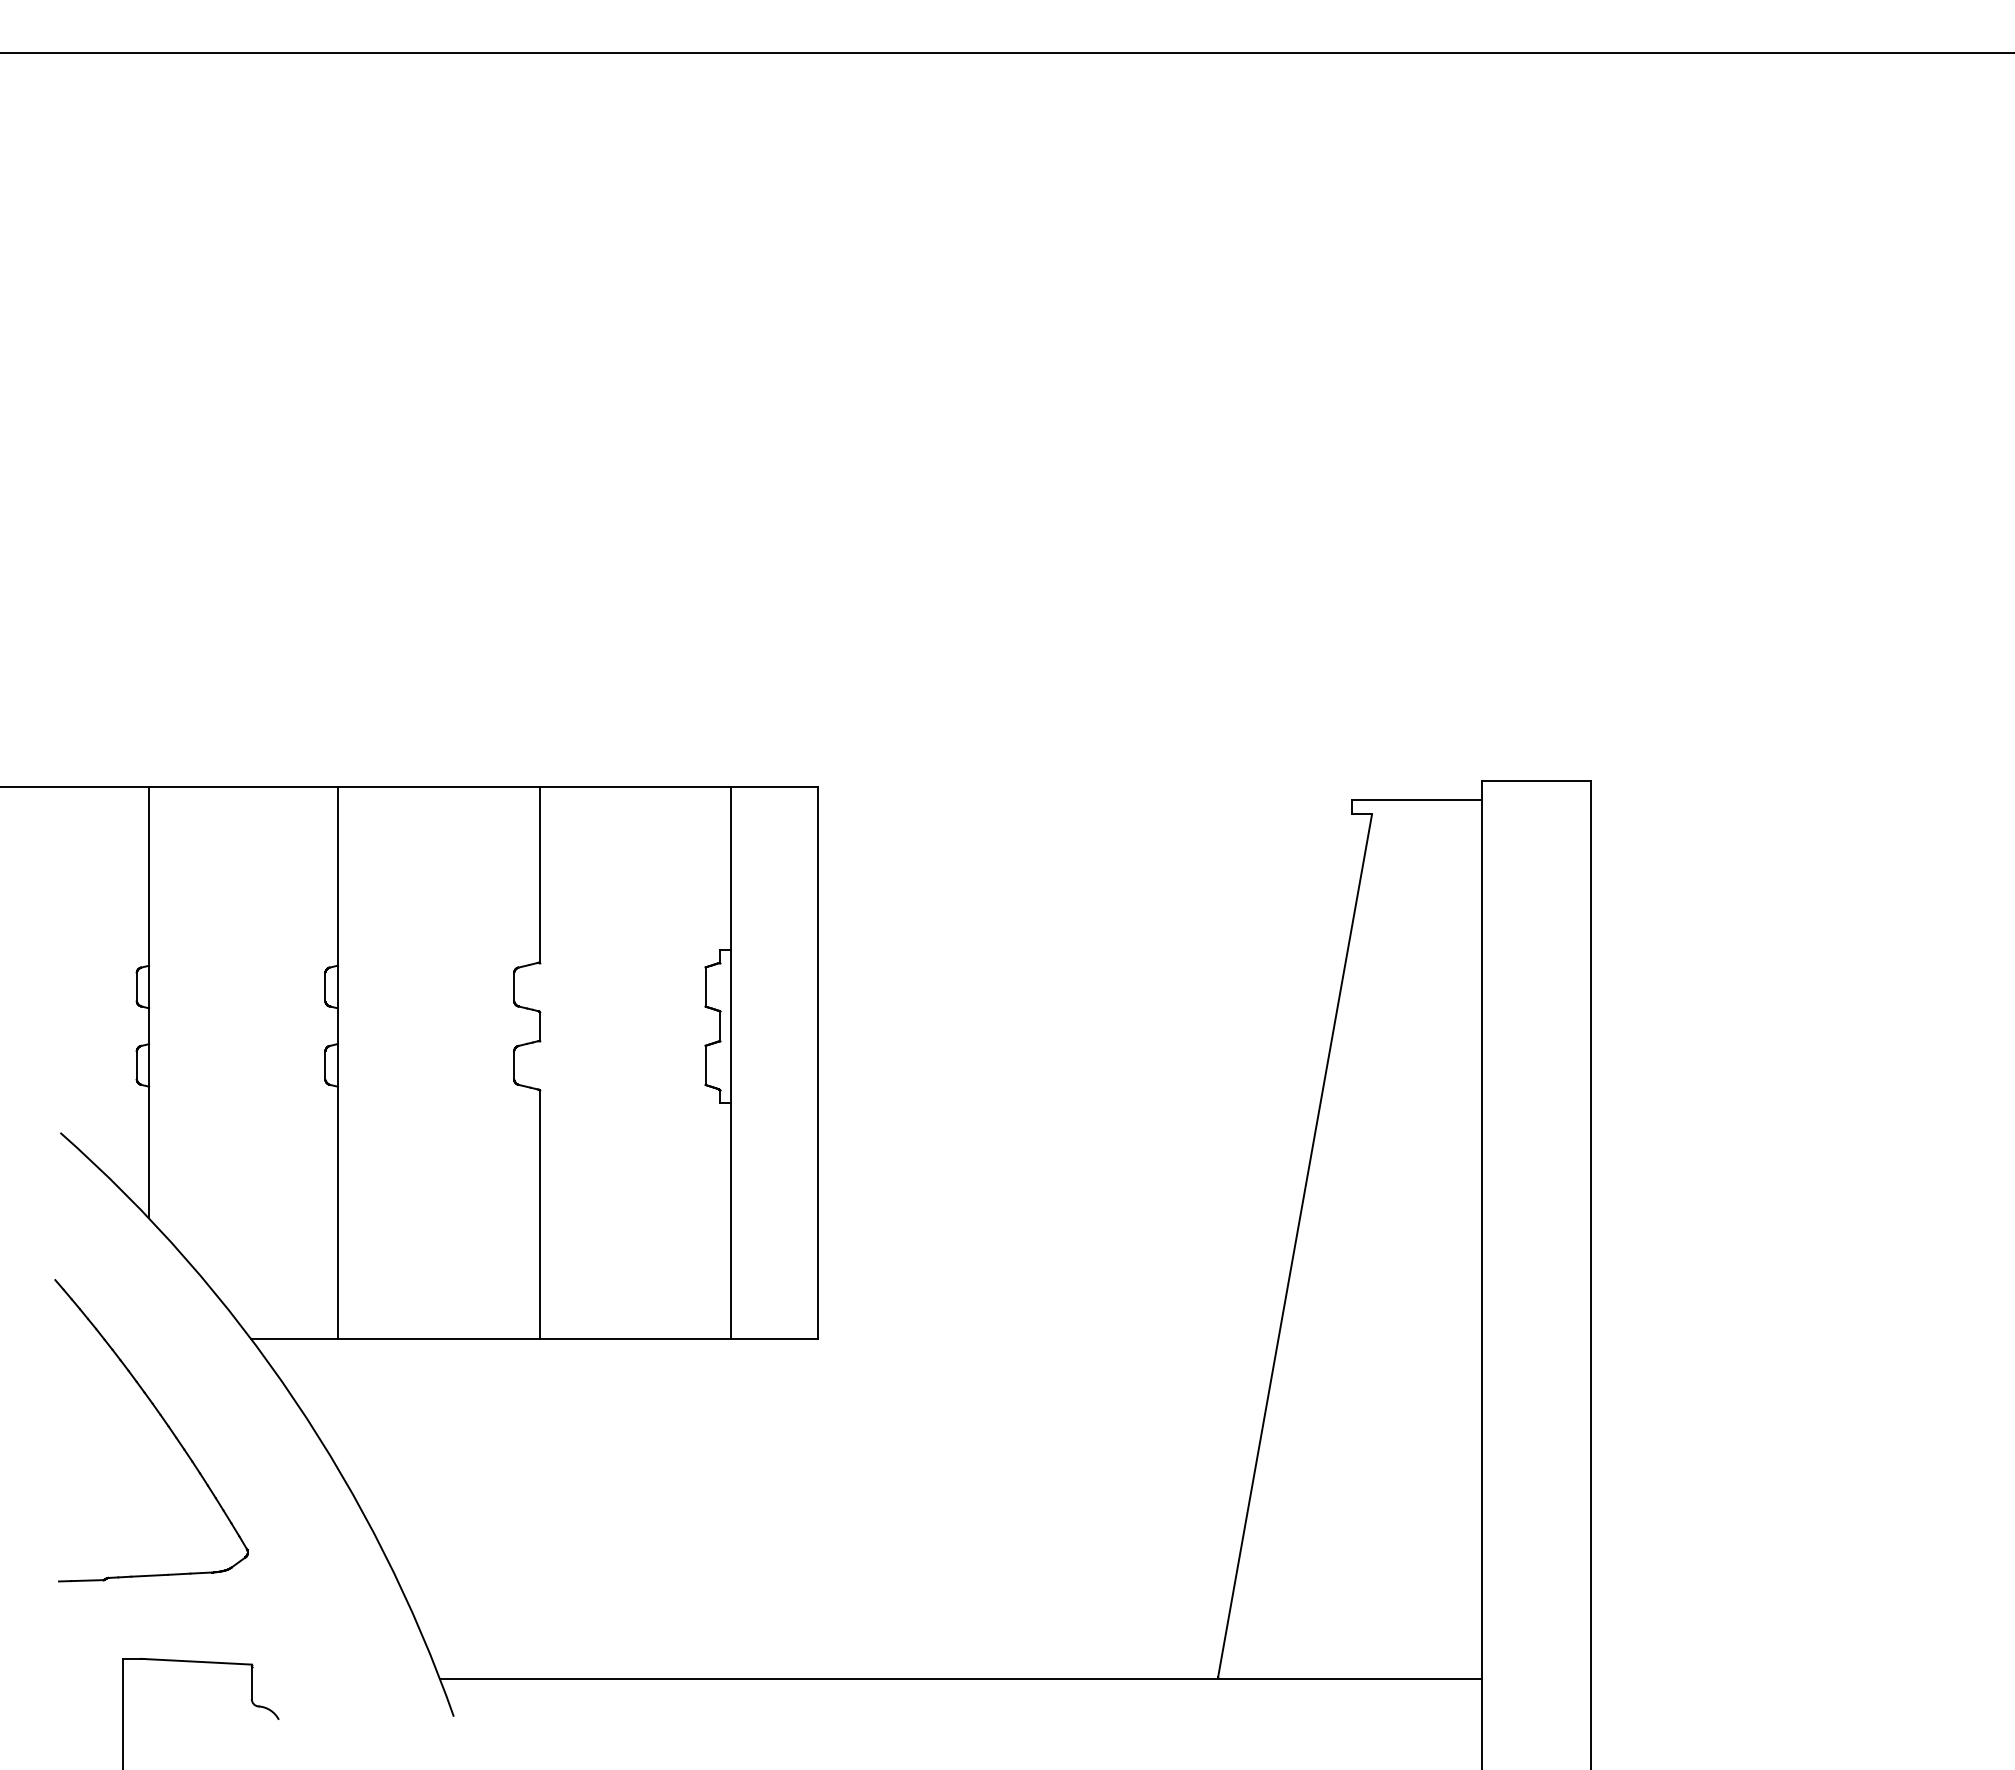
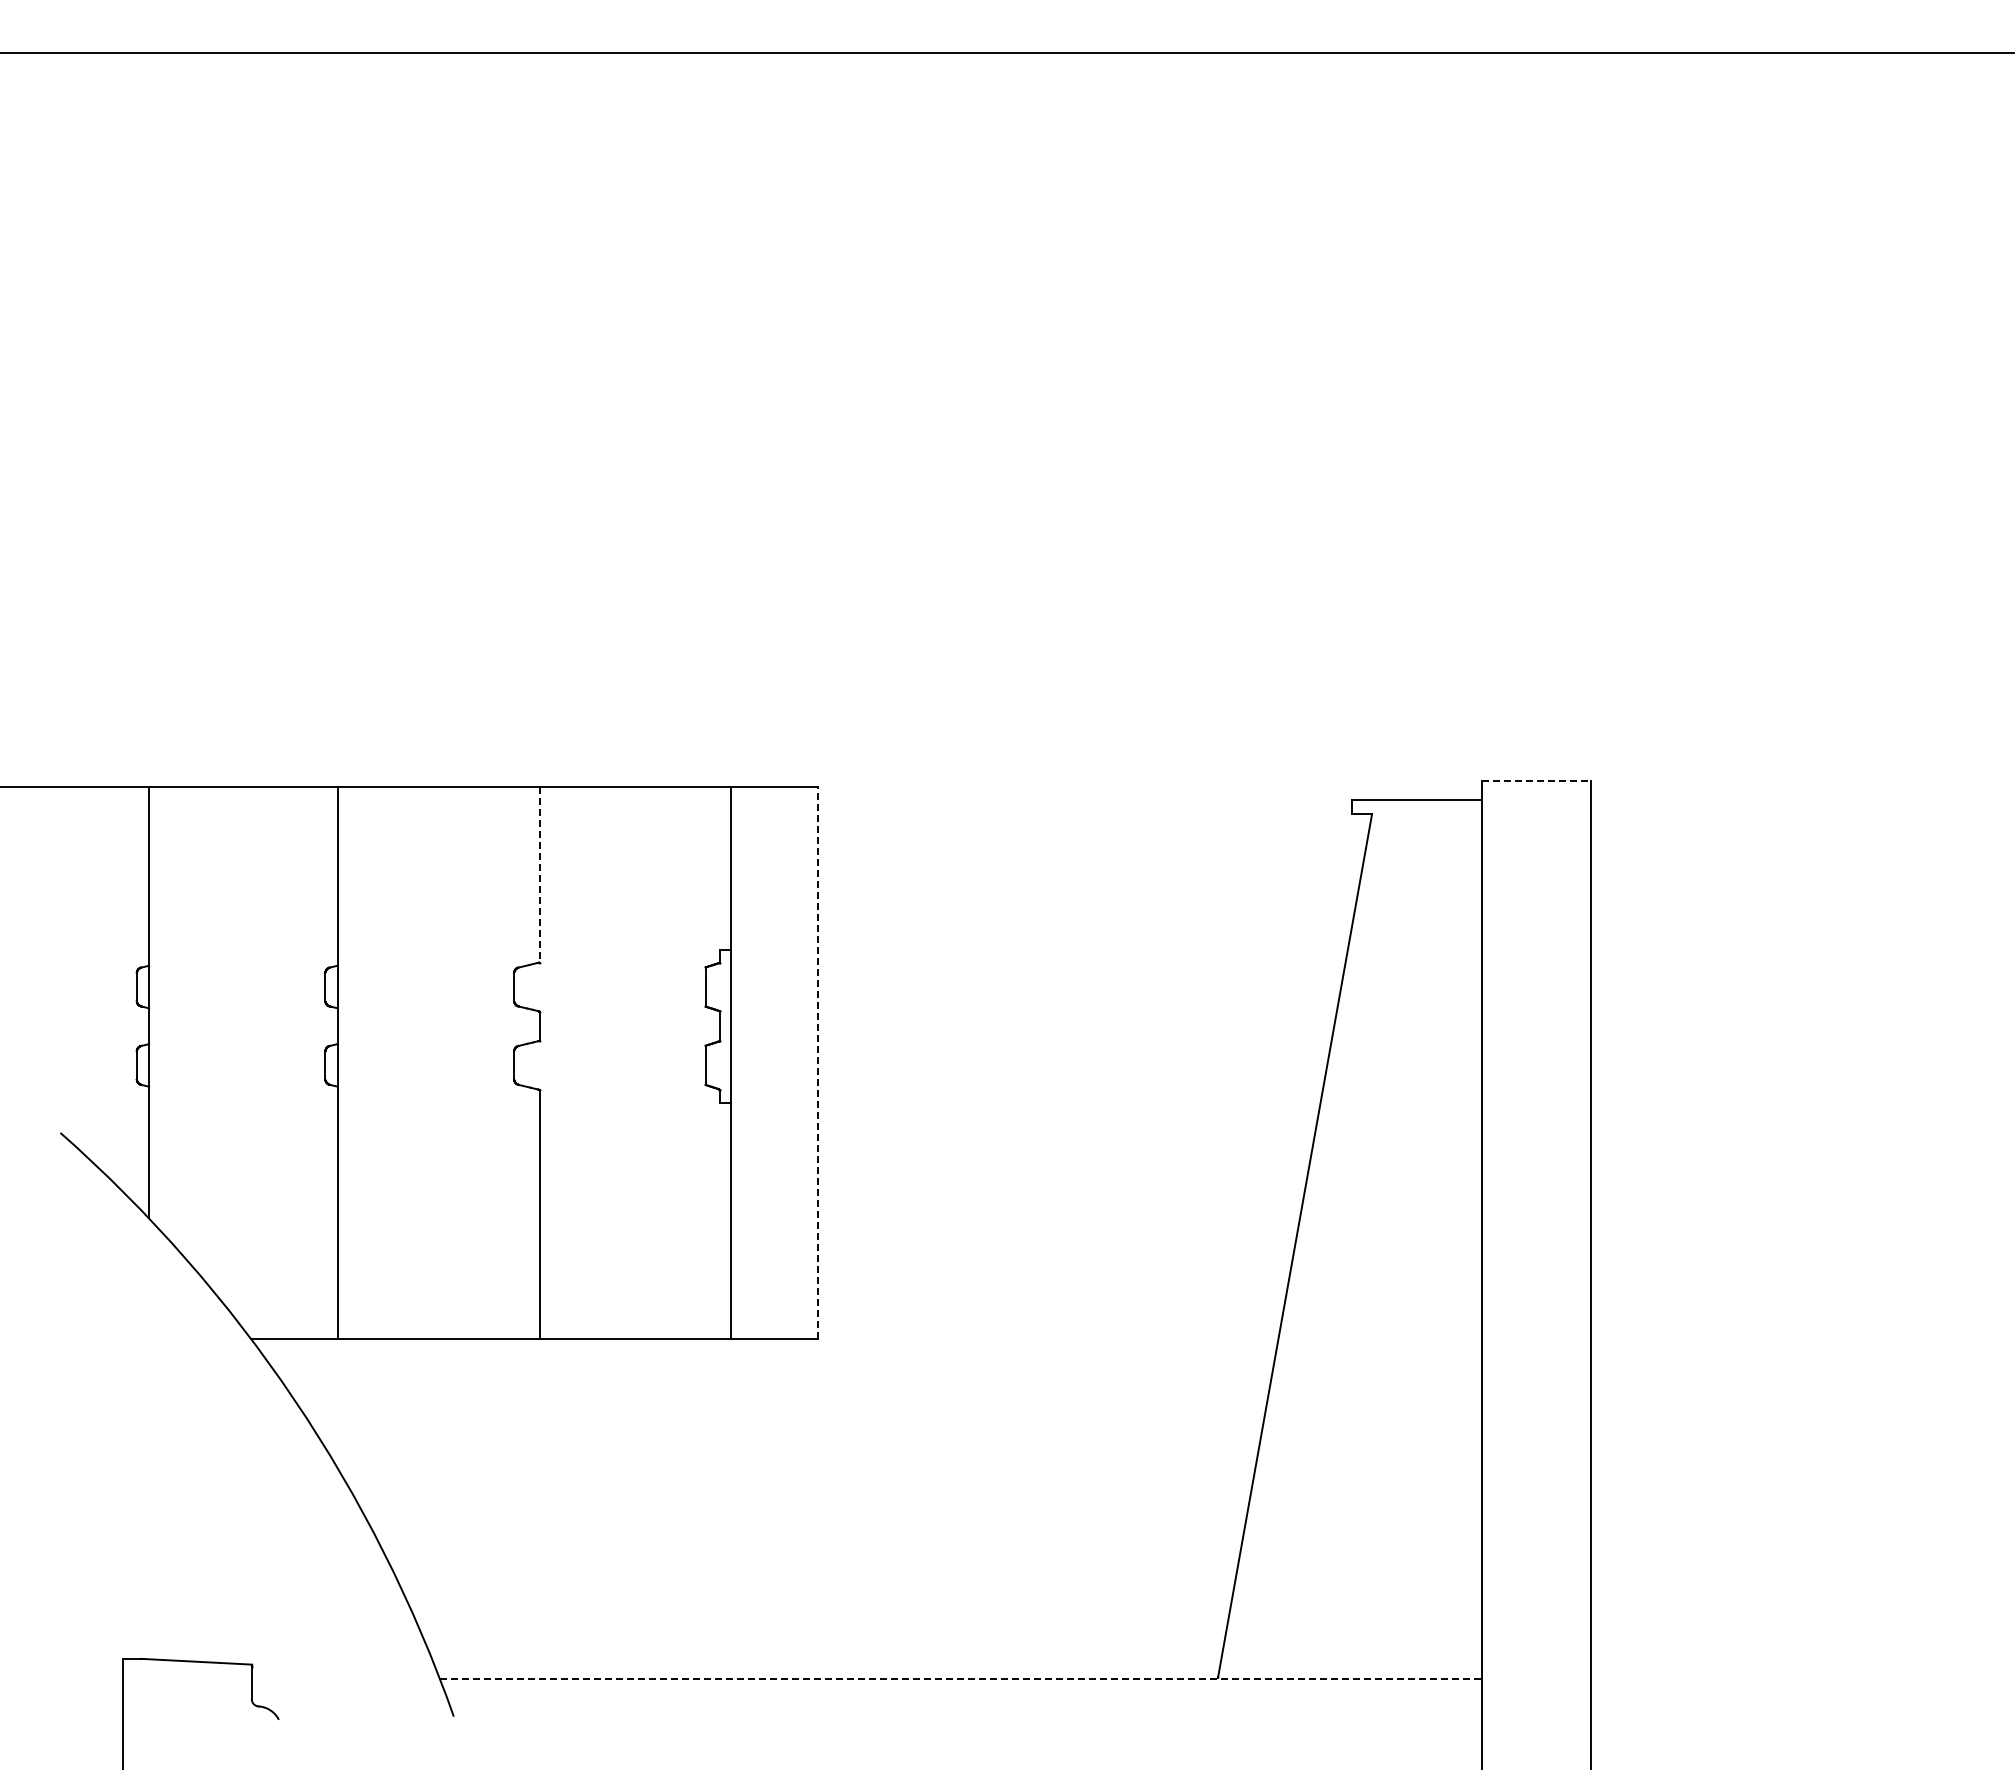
line: solid -> dashed (1536, 781)
line: solid -> dashed (539, 875)
line: solid -> dashed (817, 1062)
part: present -> none (164, 1422)
line: solid -> dashed (960, 1678)
